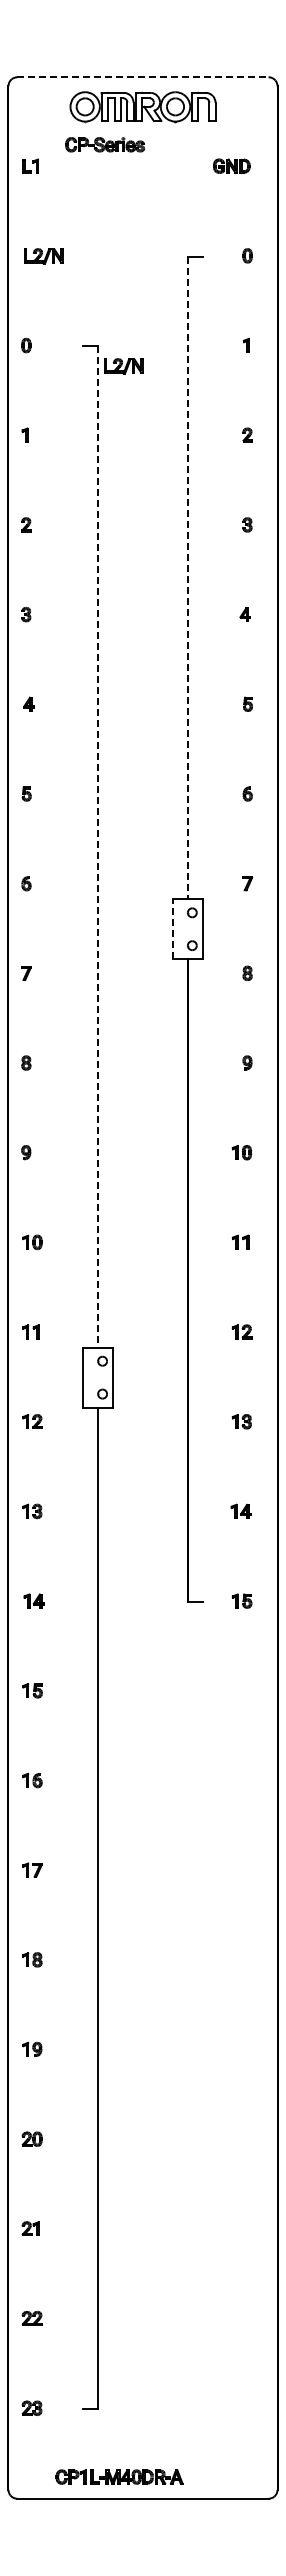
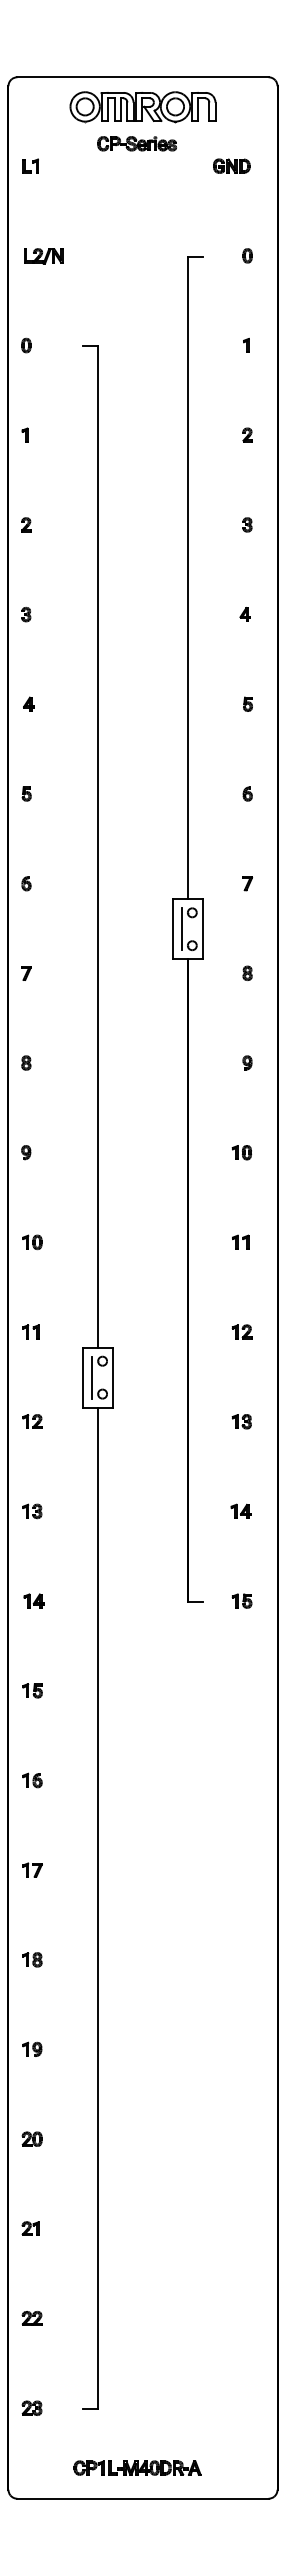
line: dashed -> solid (142, 77)
part position: (104, 144) -> (136, 143) (136, 143)
part: present -> none (123, 366)
line: dashed -> solid (187, 578)
line: dashed -> solid (98, 847)
line: dashed -> solid (172, 929)
line: none -> present (181, 929)
line: none -> present (92, 1377)
part position: (119, 2476) -> (137, 2467) (137, 2467)
